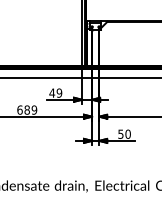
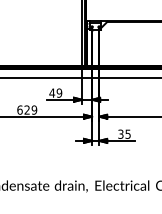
text: 689 -> 629 (26, 109)
text: 50 -> 35 (124, 133)
